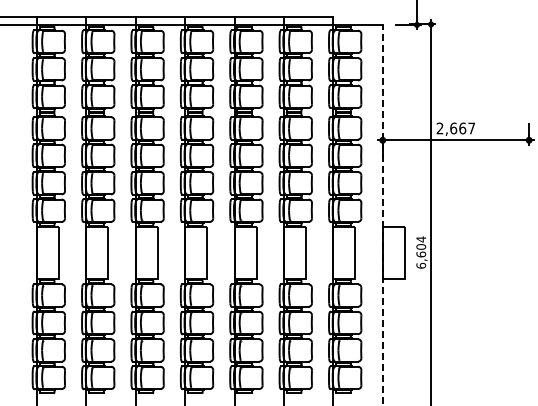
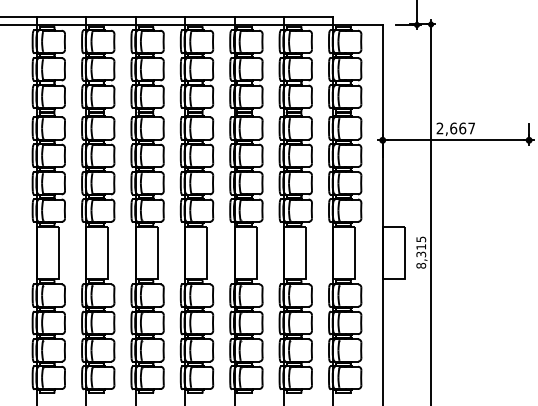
line: dashed -> solid (382, 214)
text: 6,604 -> 8,315 (421, 252)
